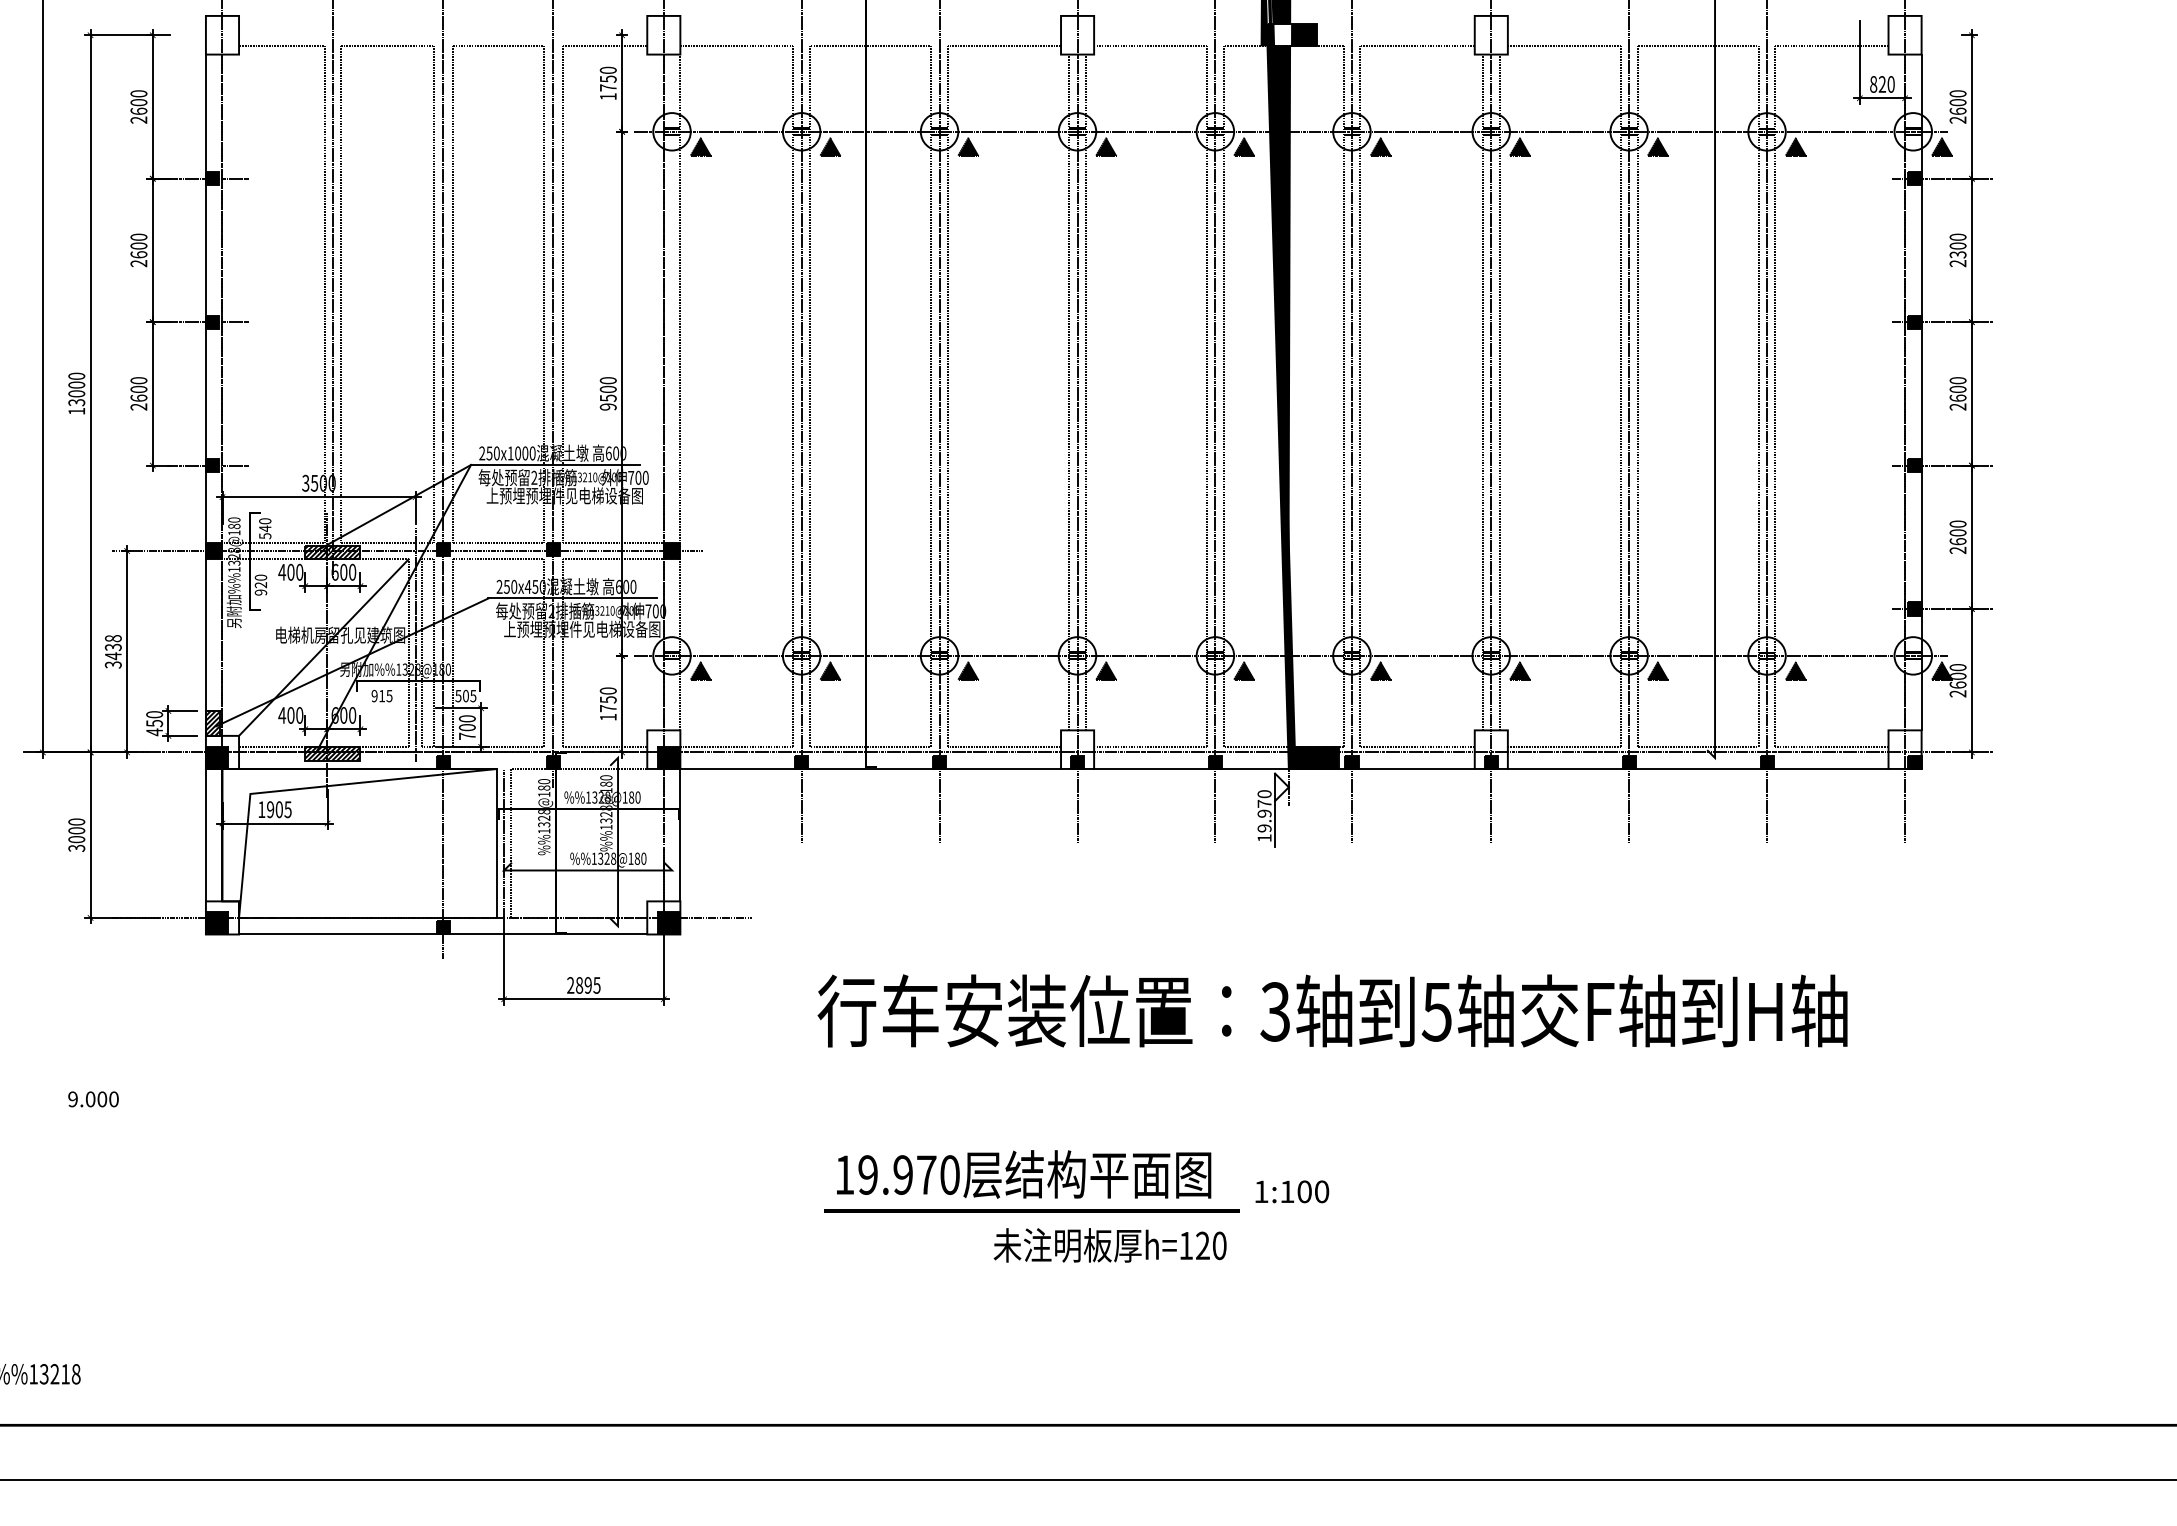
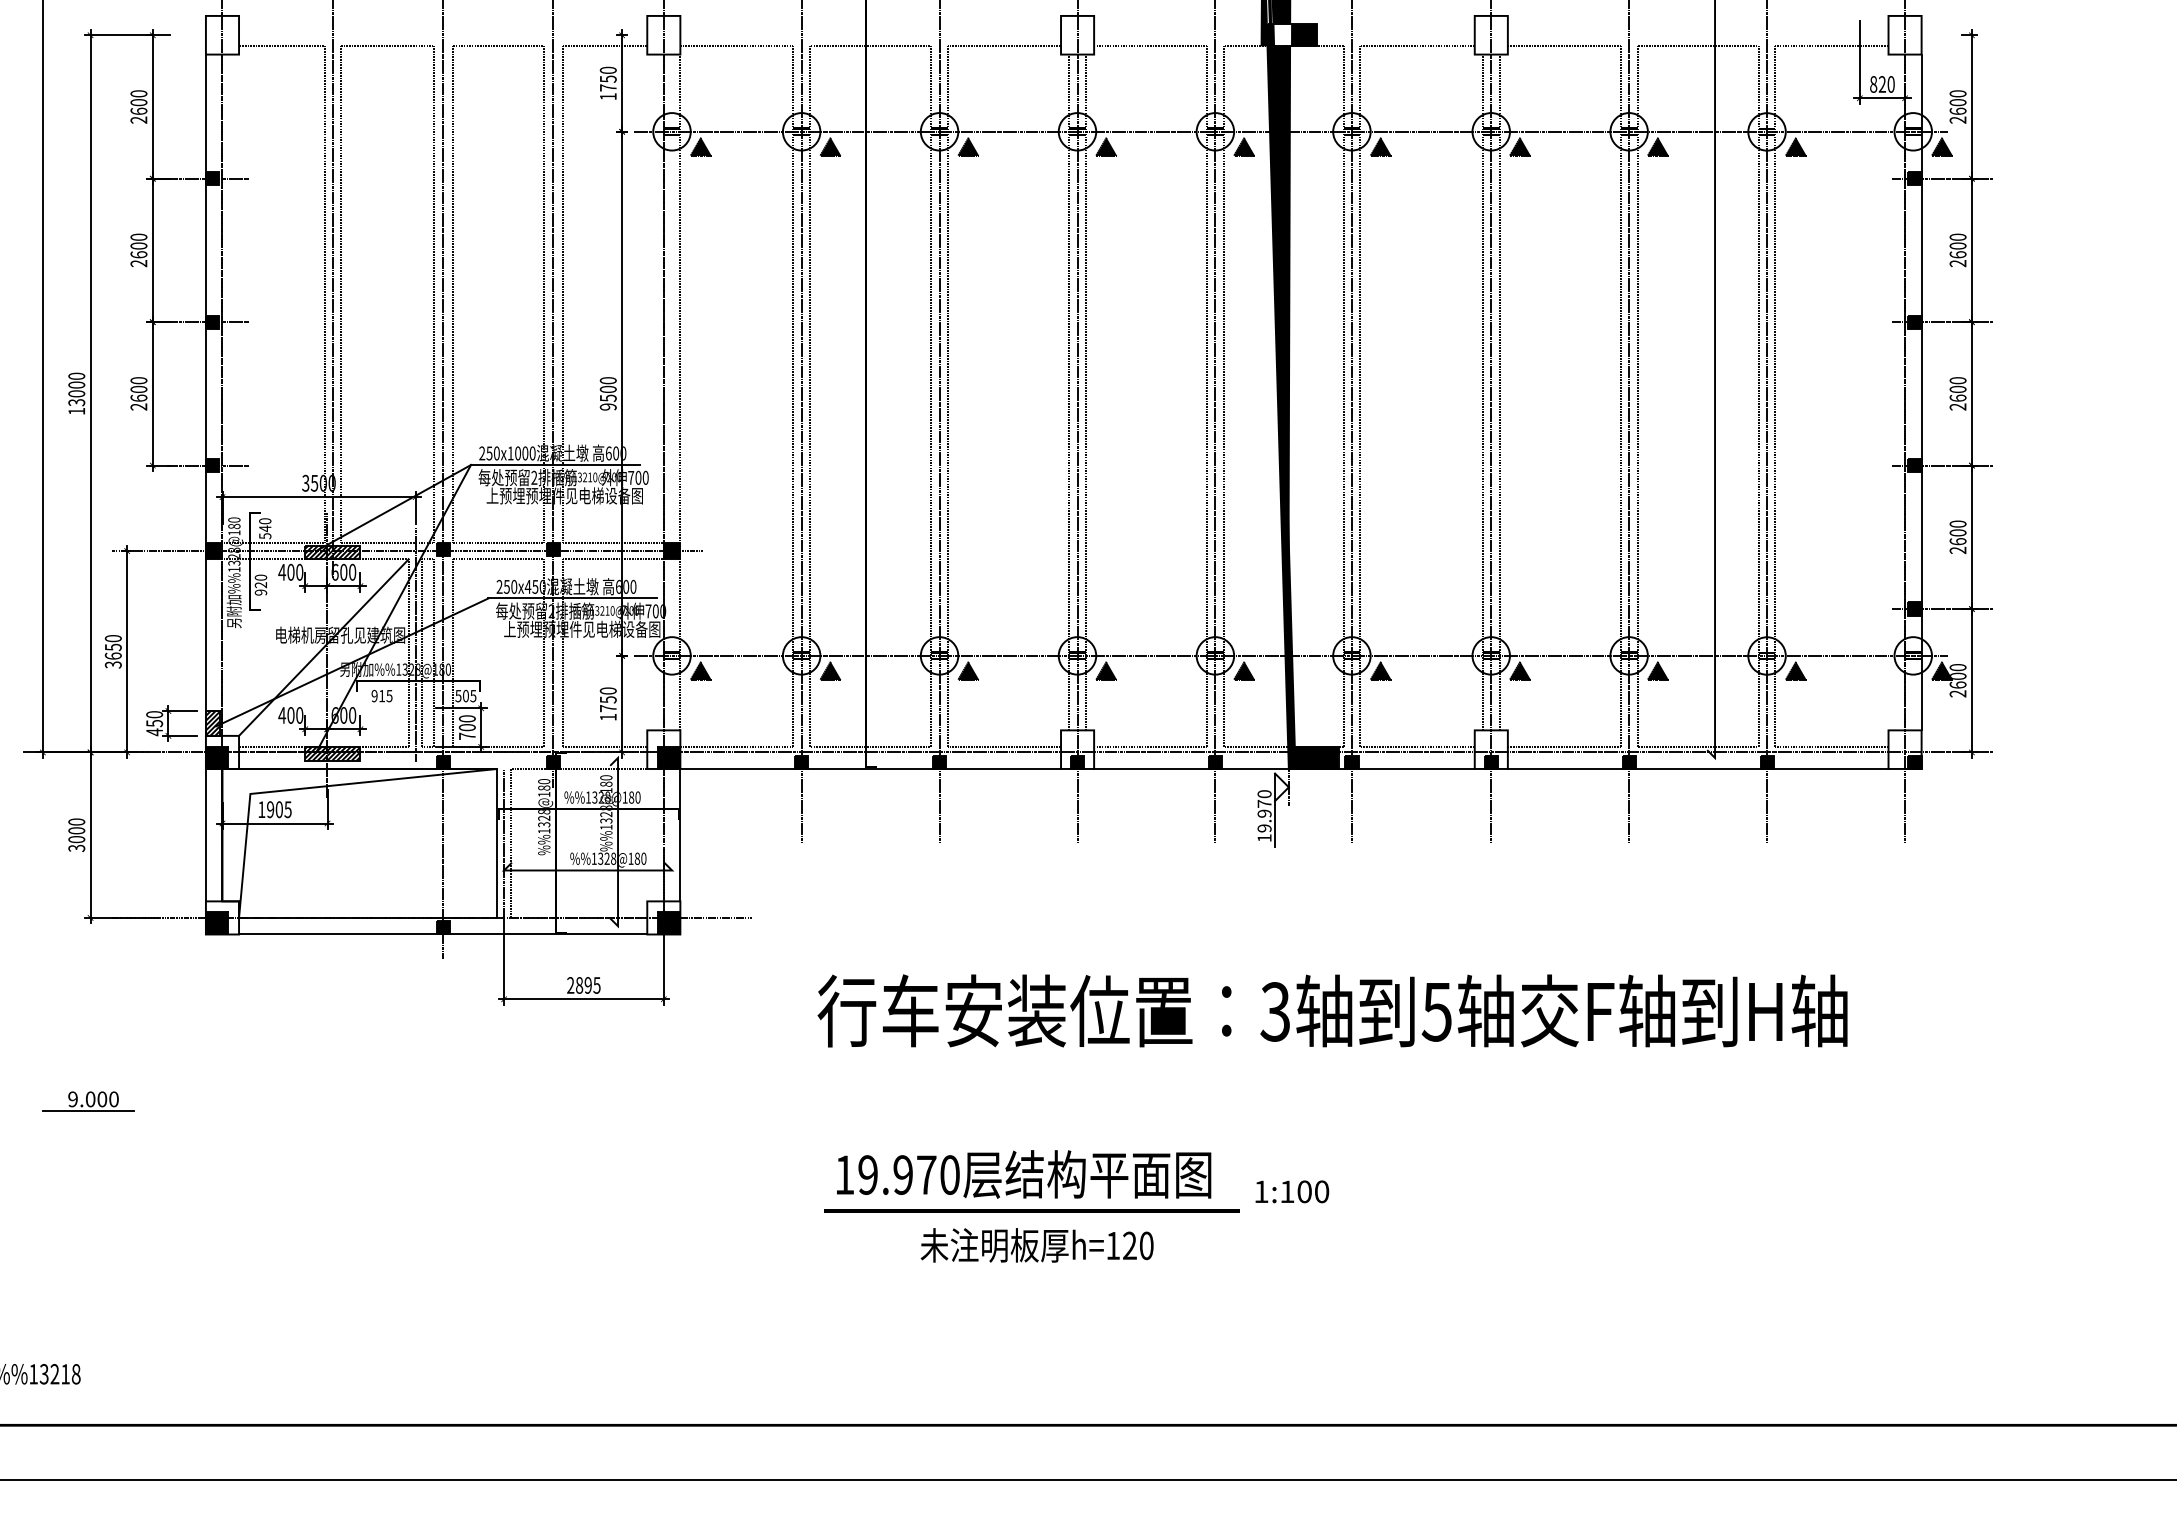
text: 2300 -> 2600 (1957, 254)
text: 3438 -> 3650 (112, 647)
line: none -> present (88, 1111)
text position: (1109, 1245) -> (1036, 1245) (1036, 1245)
